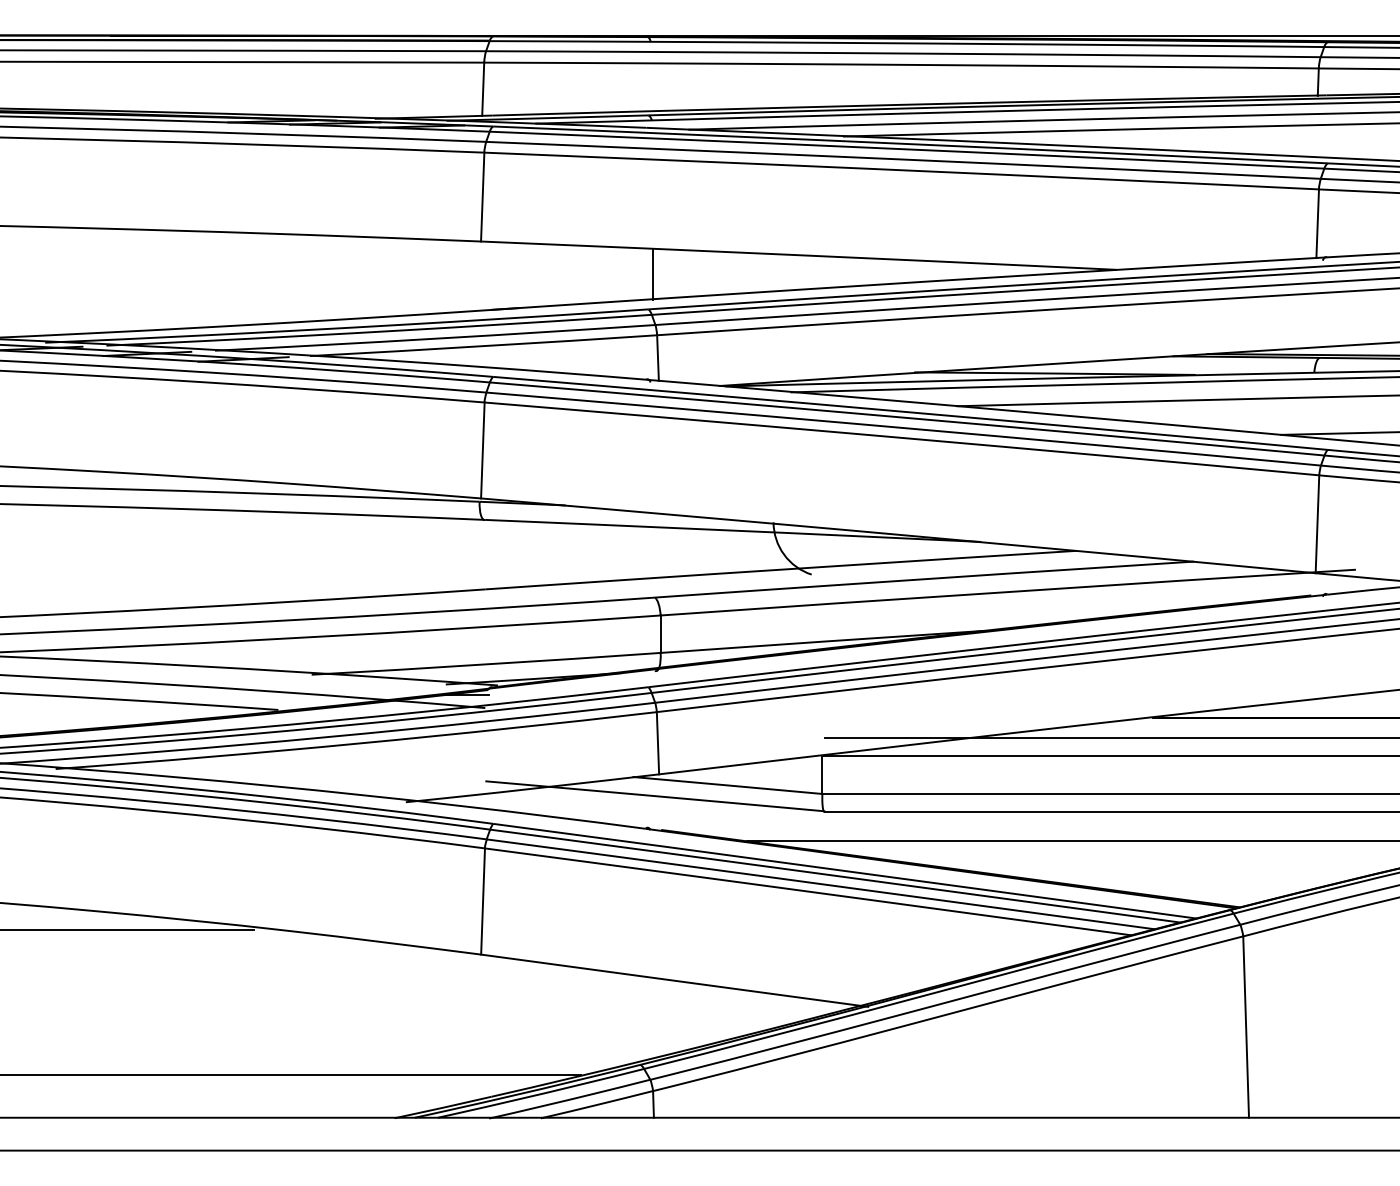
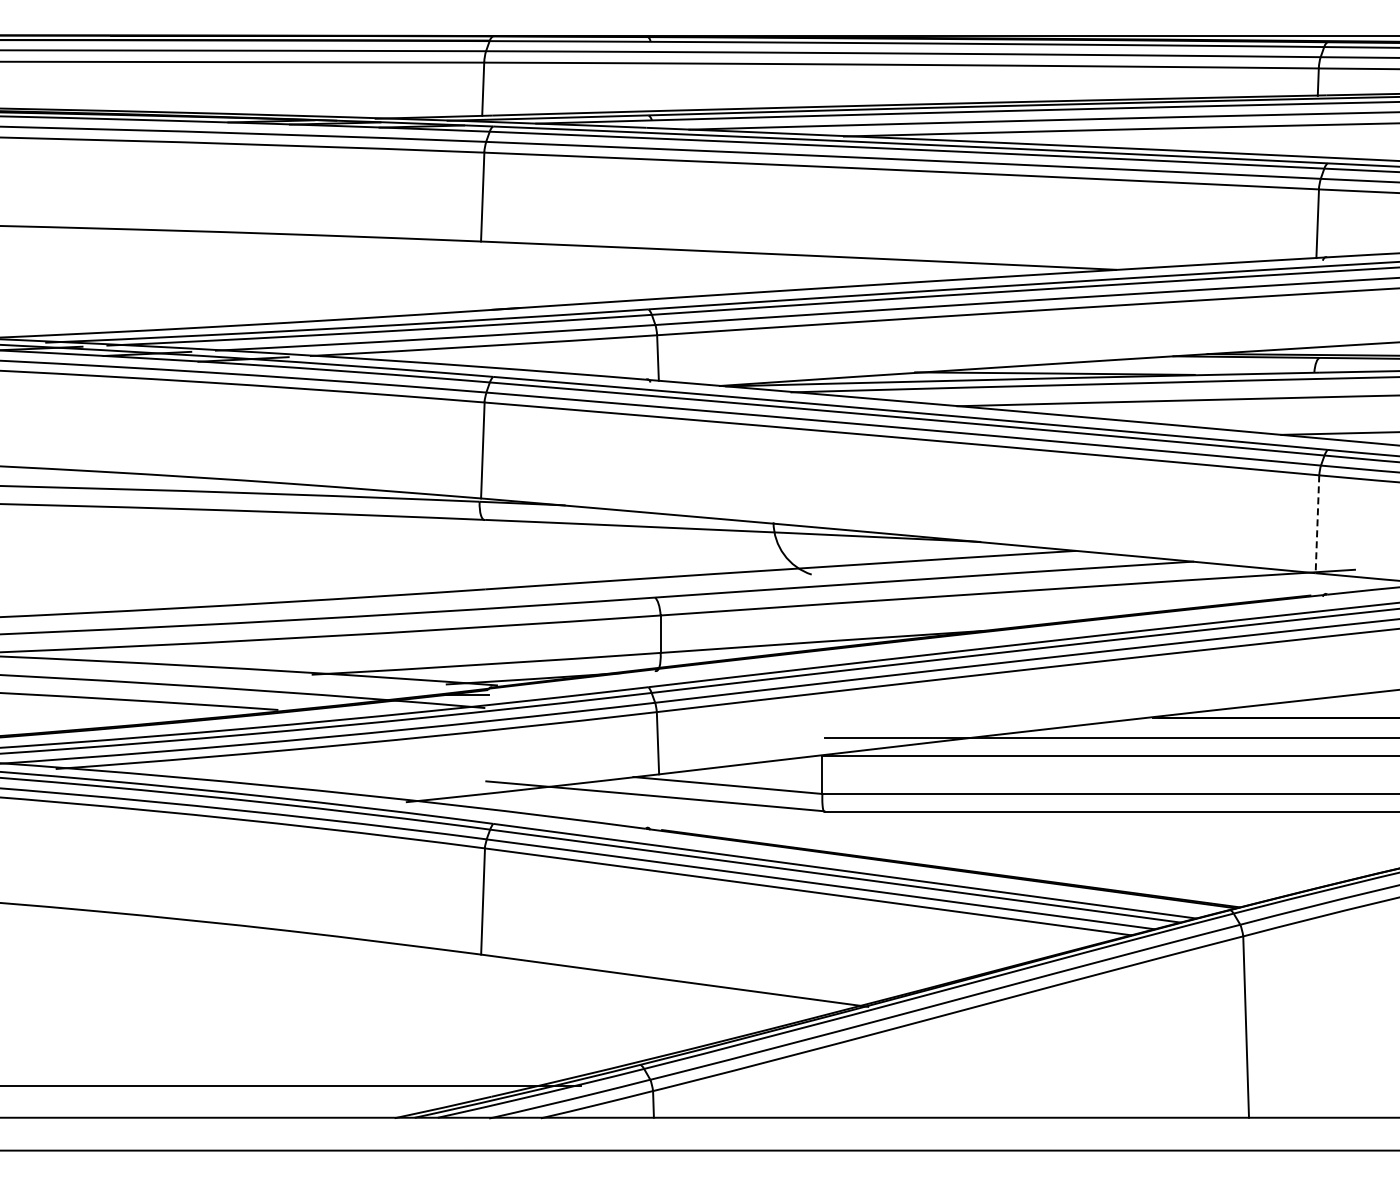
line: present -> none (652, 273)
line: solid -> dashed (1317, 524)
line: present -> none (1071, 841)
line: present -> none (128, 929)
line position: (291, 1074) -> (291, 1085) (291, 1085)
